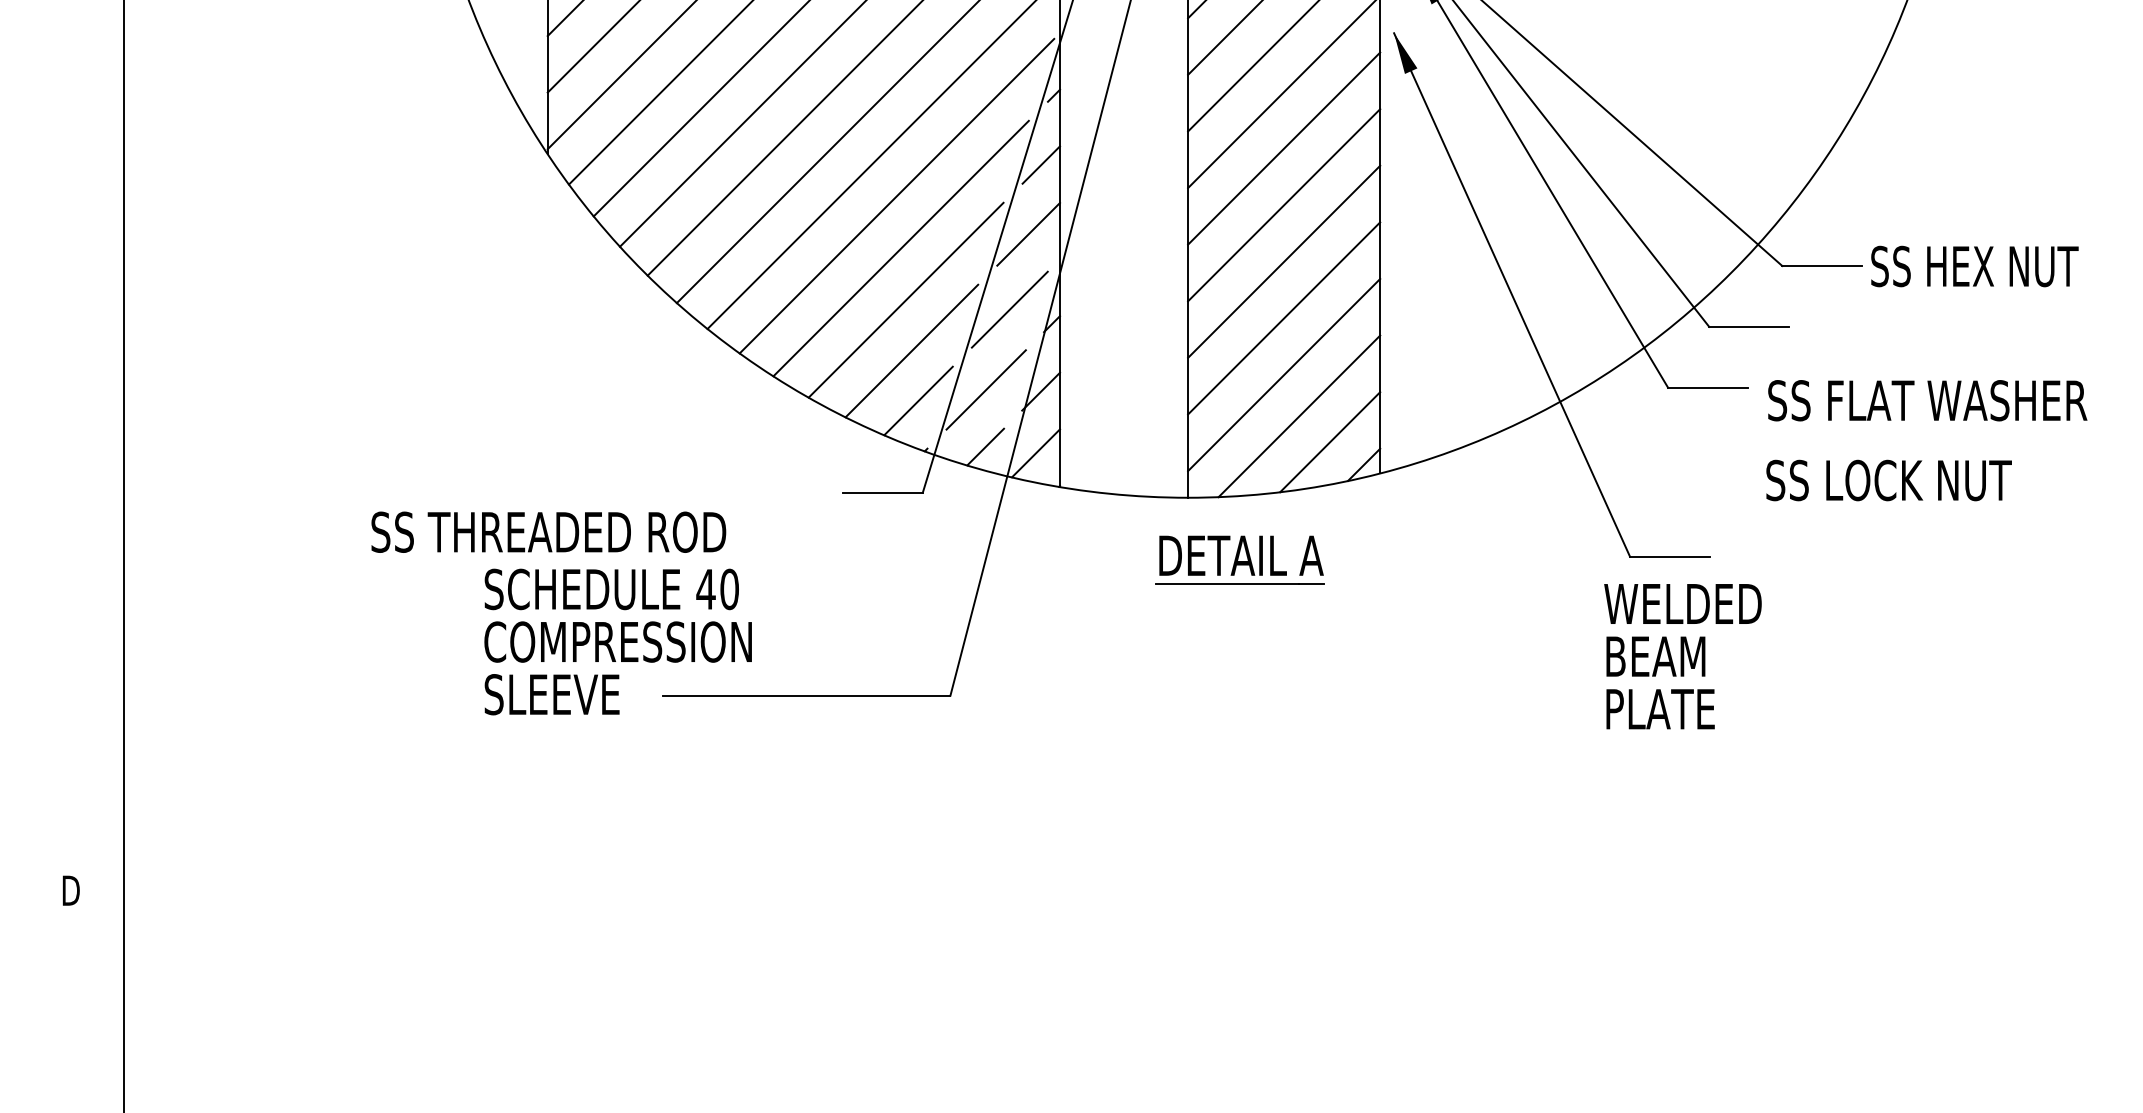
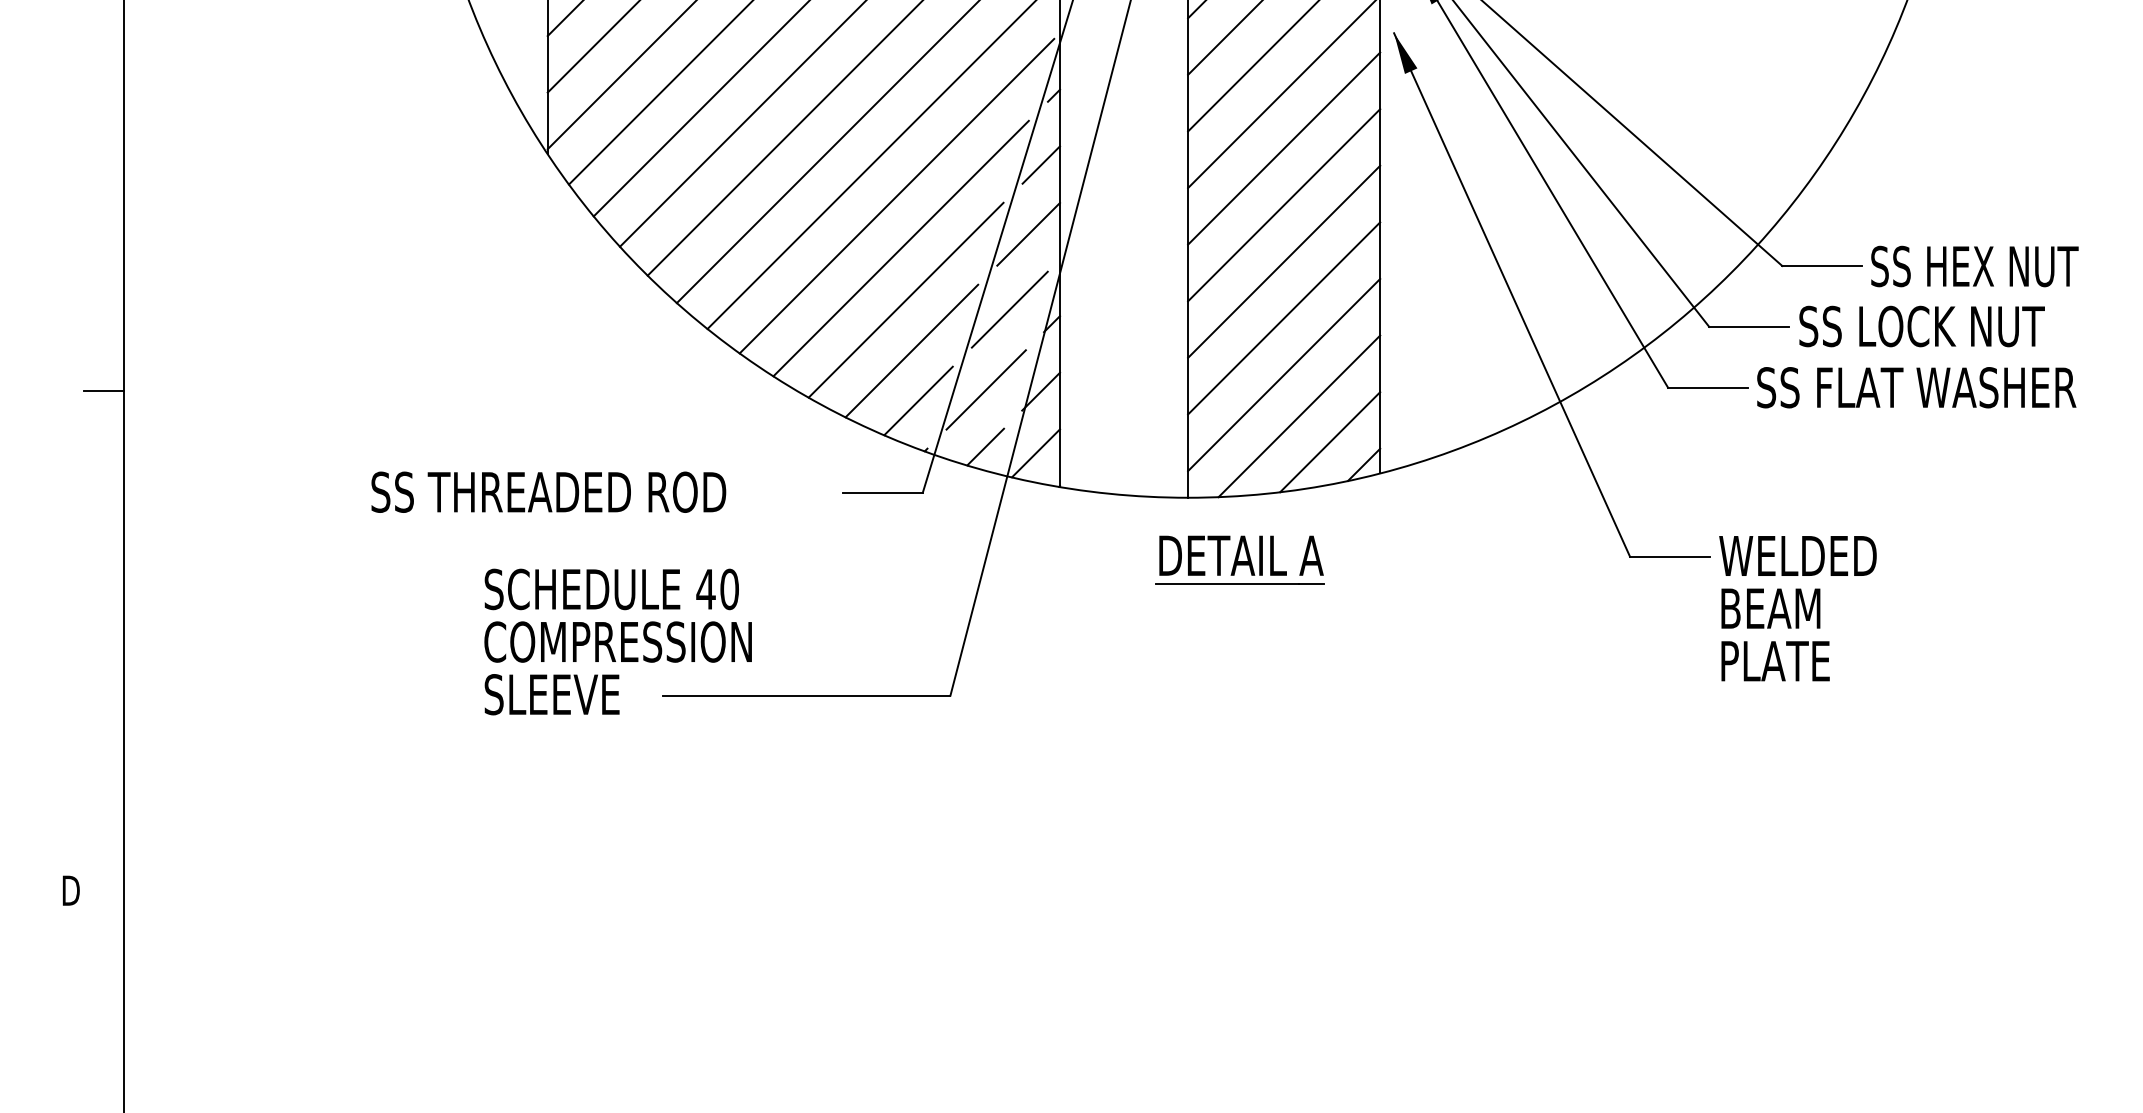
line: none -> present (103, 390)
text position: (1927, 400) -> (1916, 387) (1916, 387)
text position: (1888, 480) -> (1921, 326) (1921, 326)
text position: (548, 531) -> (548, 491) (548, 491)
text position: (1682, 656) -> (1797, 608) (1797, 608)
